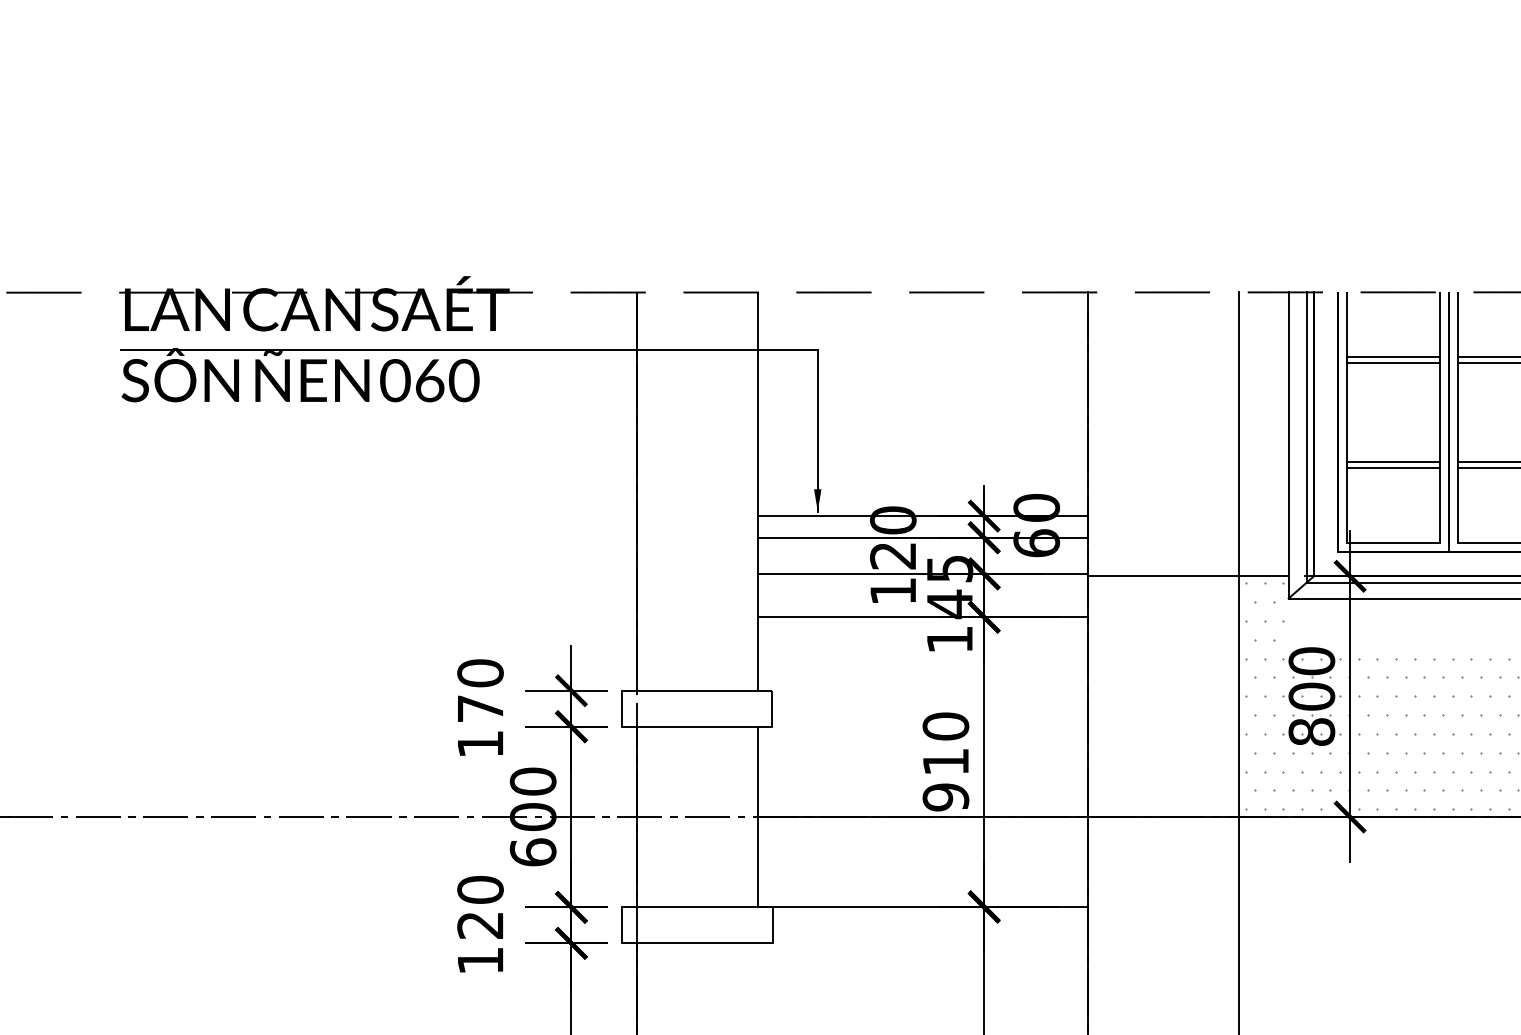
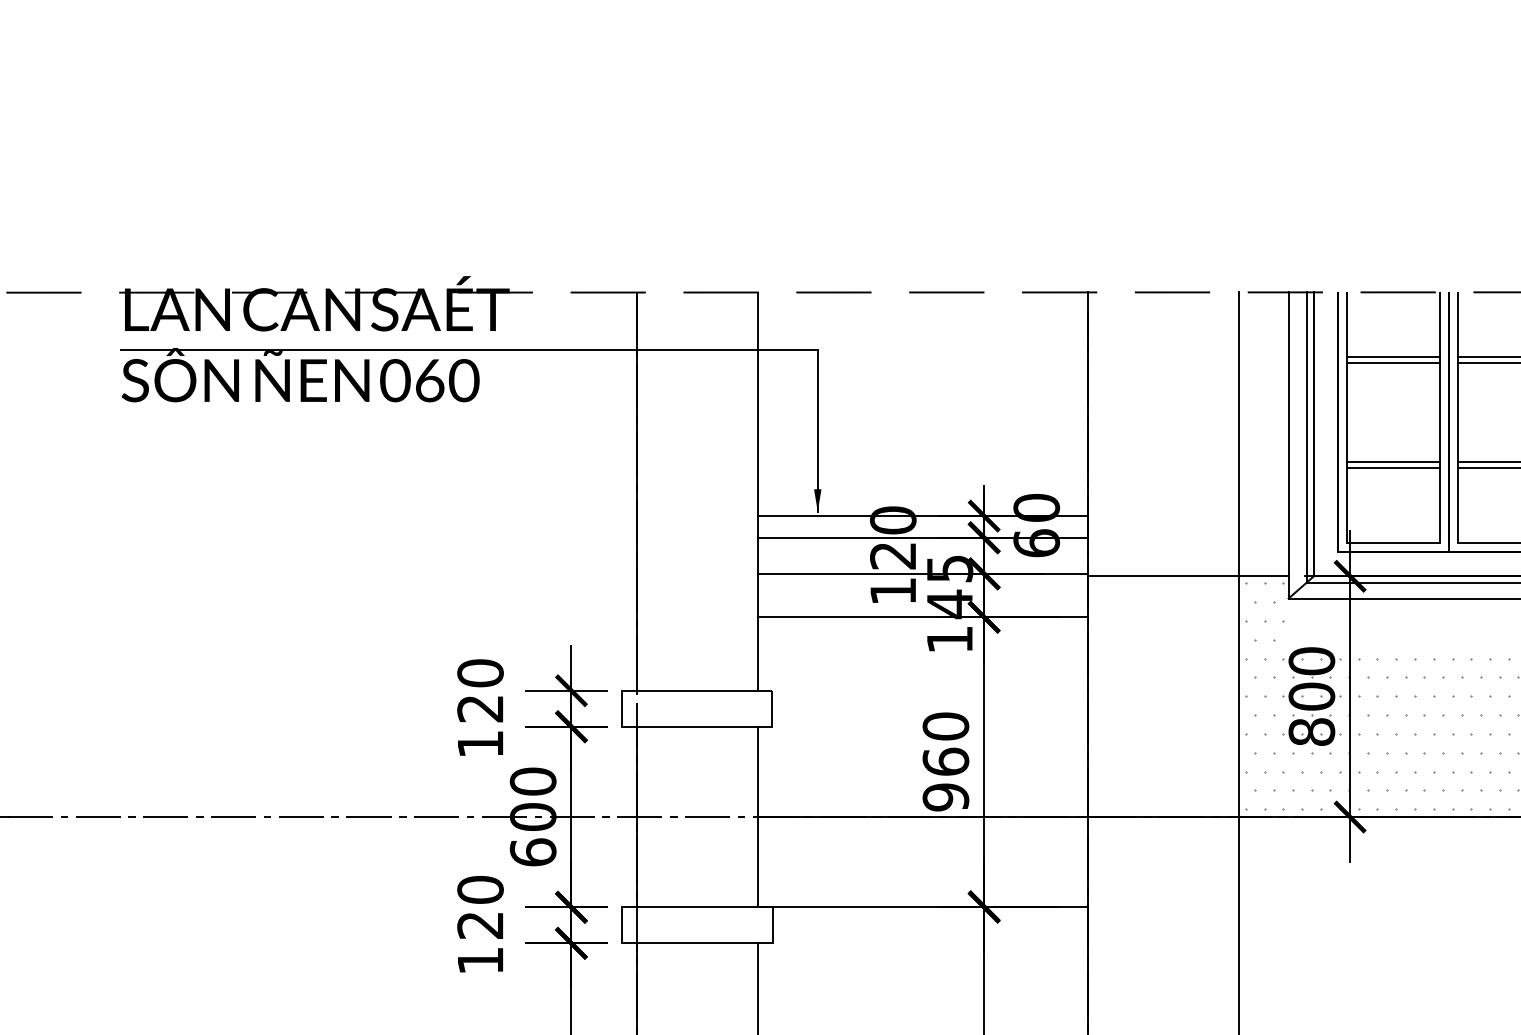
text: 170 -> 120 (480, 708)
text: 910 -> 960 (945, 761)
line: none -> present (757, 987)
